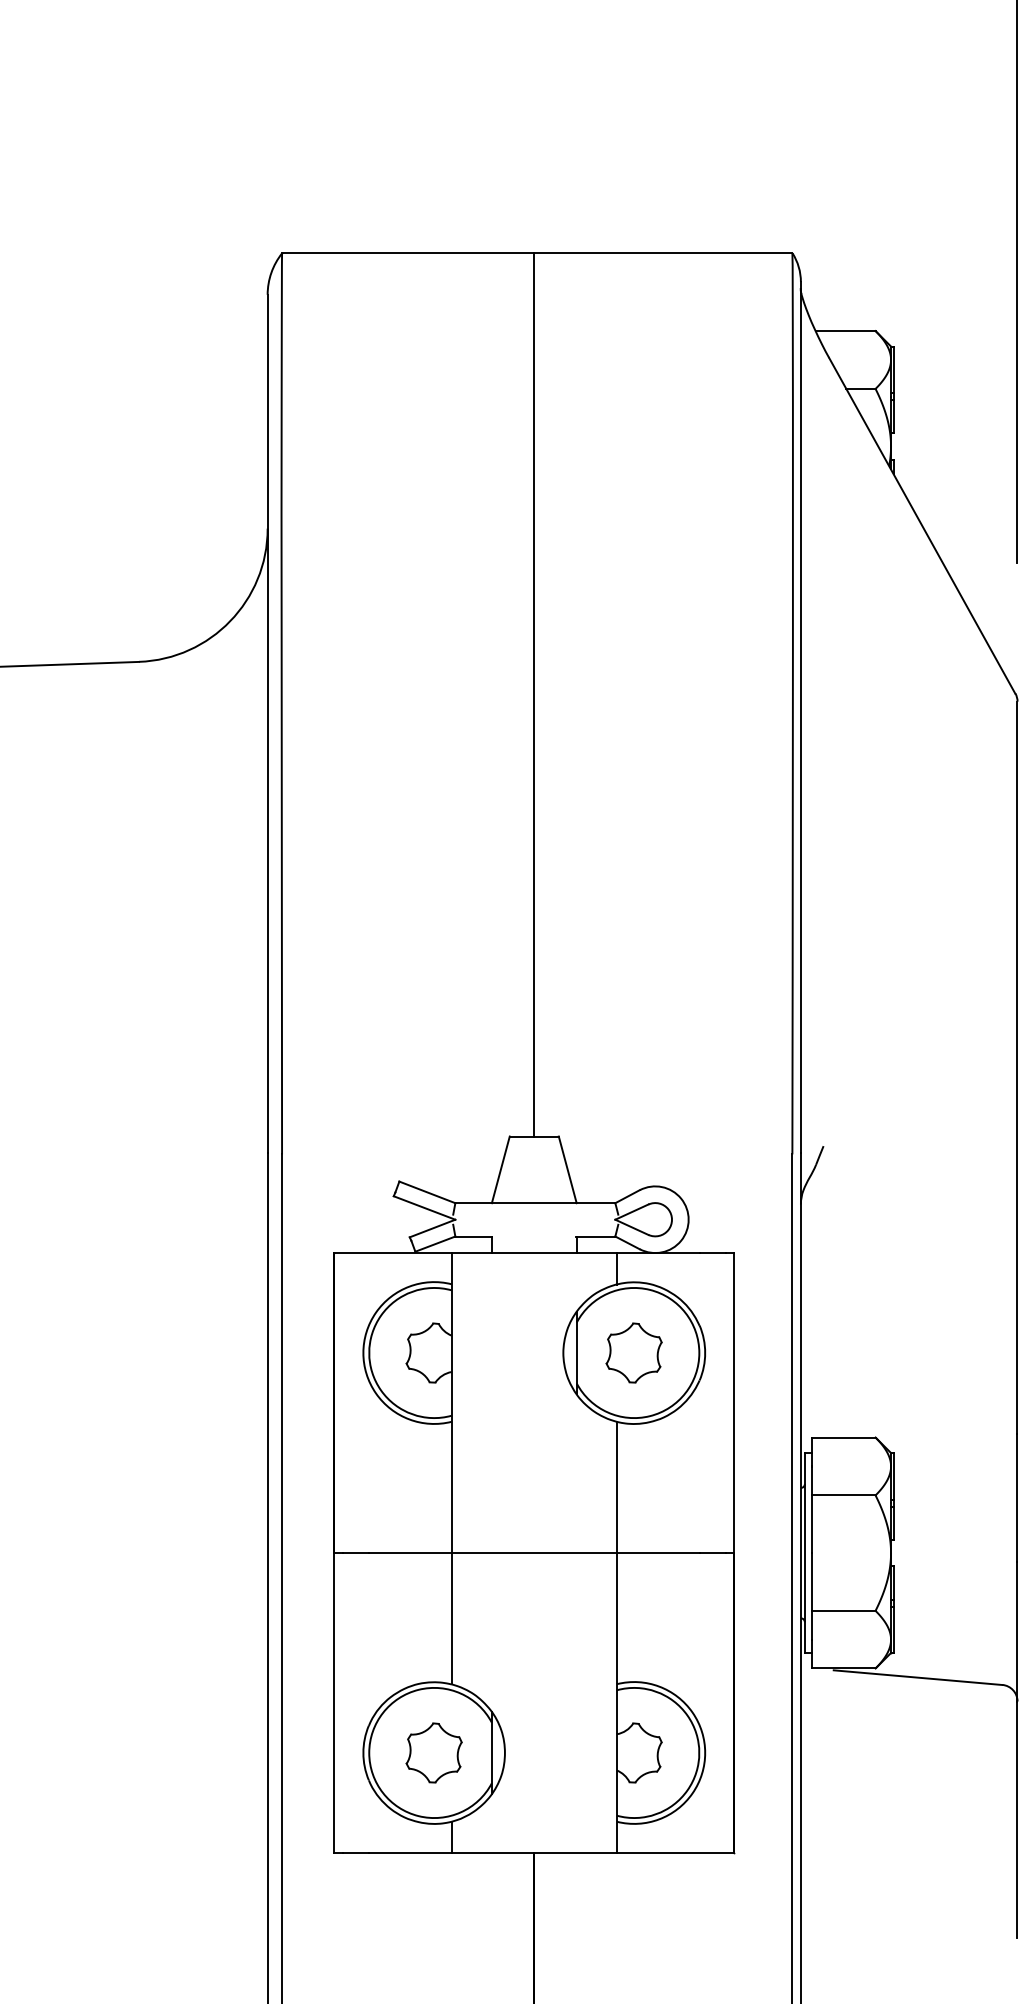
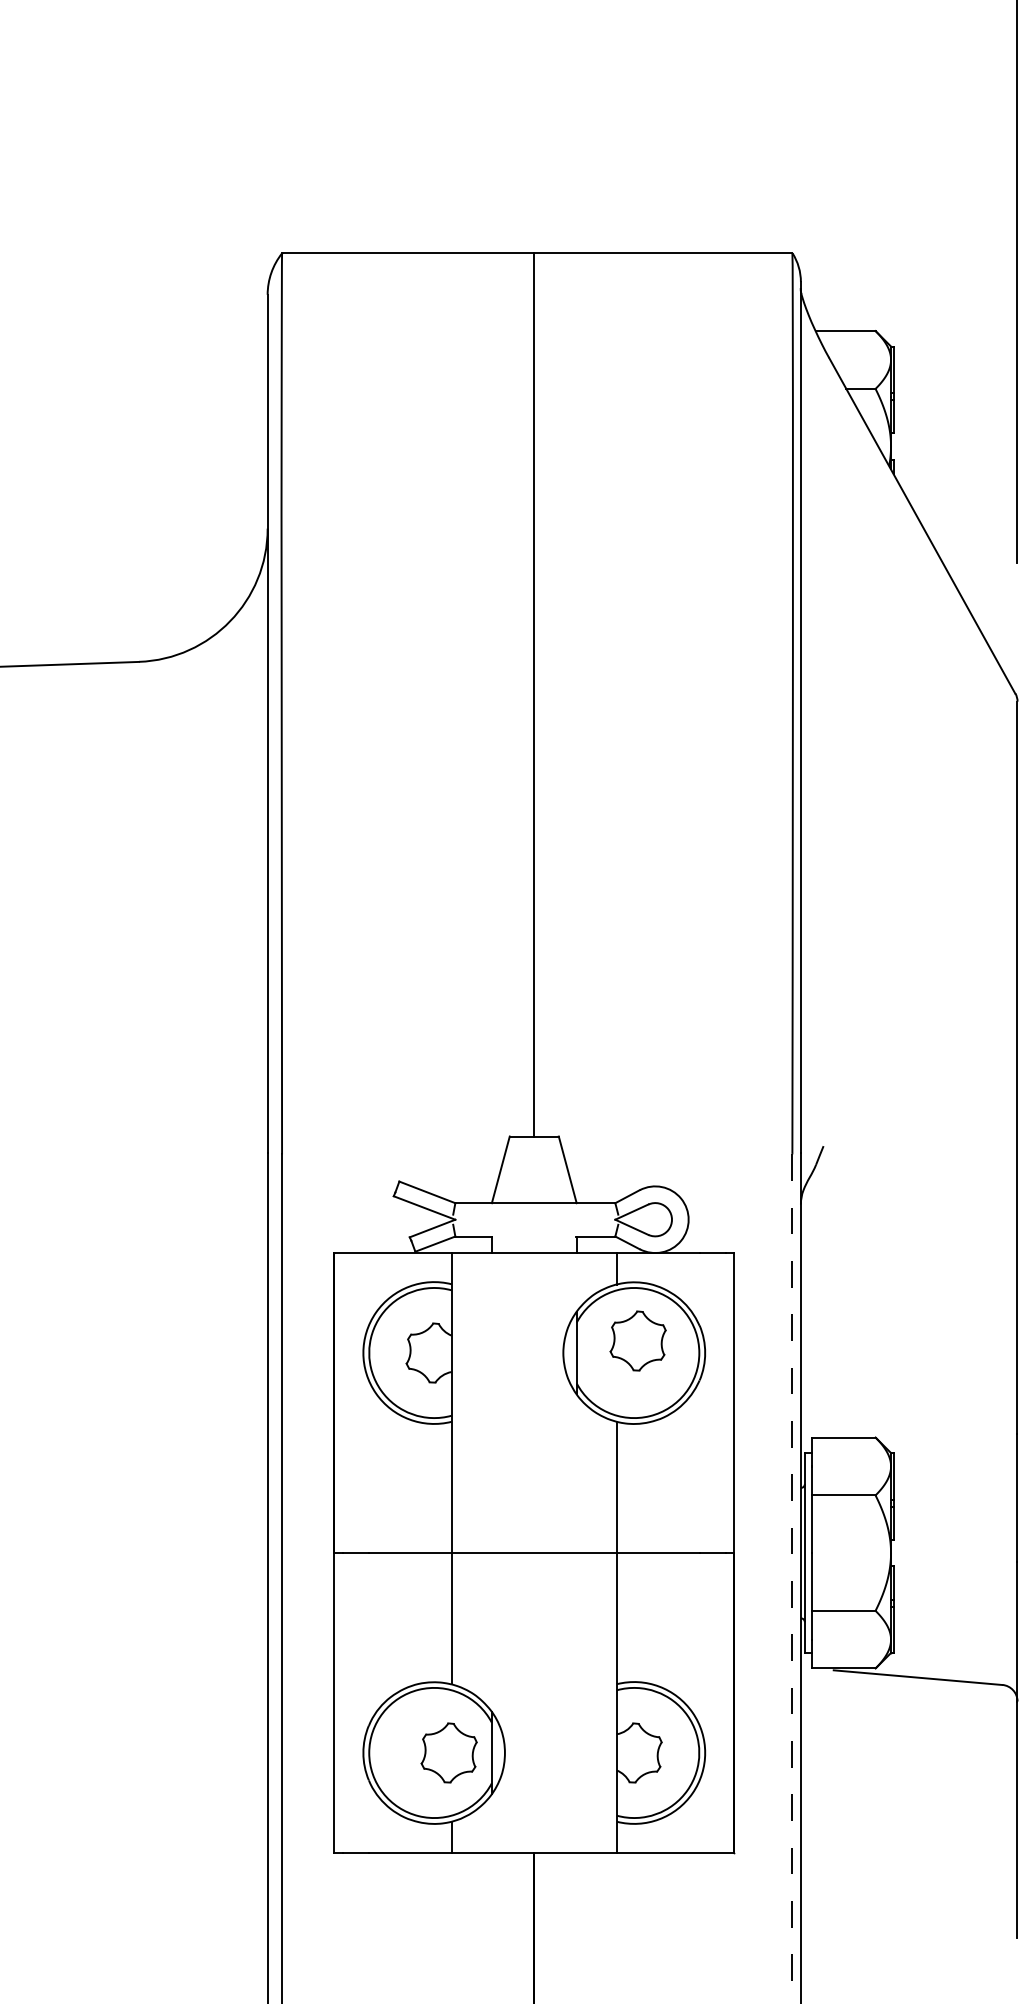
part position: (633, 1352) -> (637, 1340) (637, 1340)
line: solid -> dashed (792, 1579)
part position: (433, 1752) -> (448, 1752) (448, 1752)
